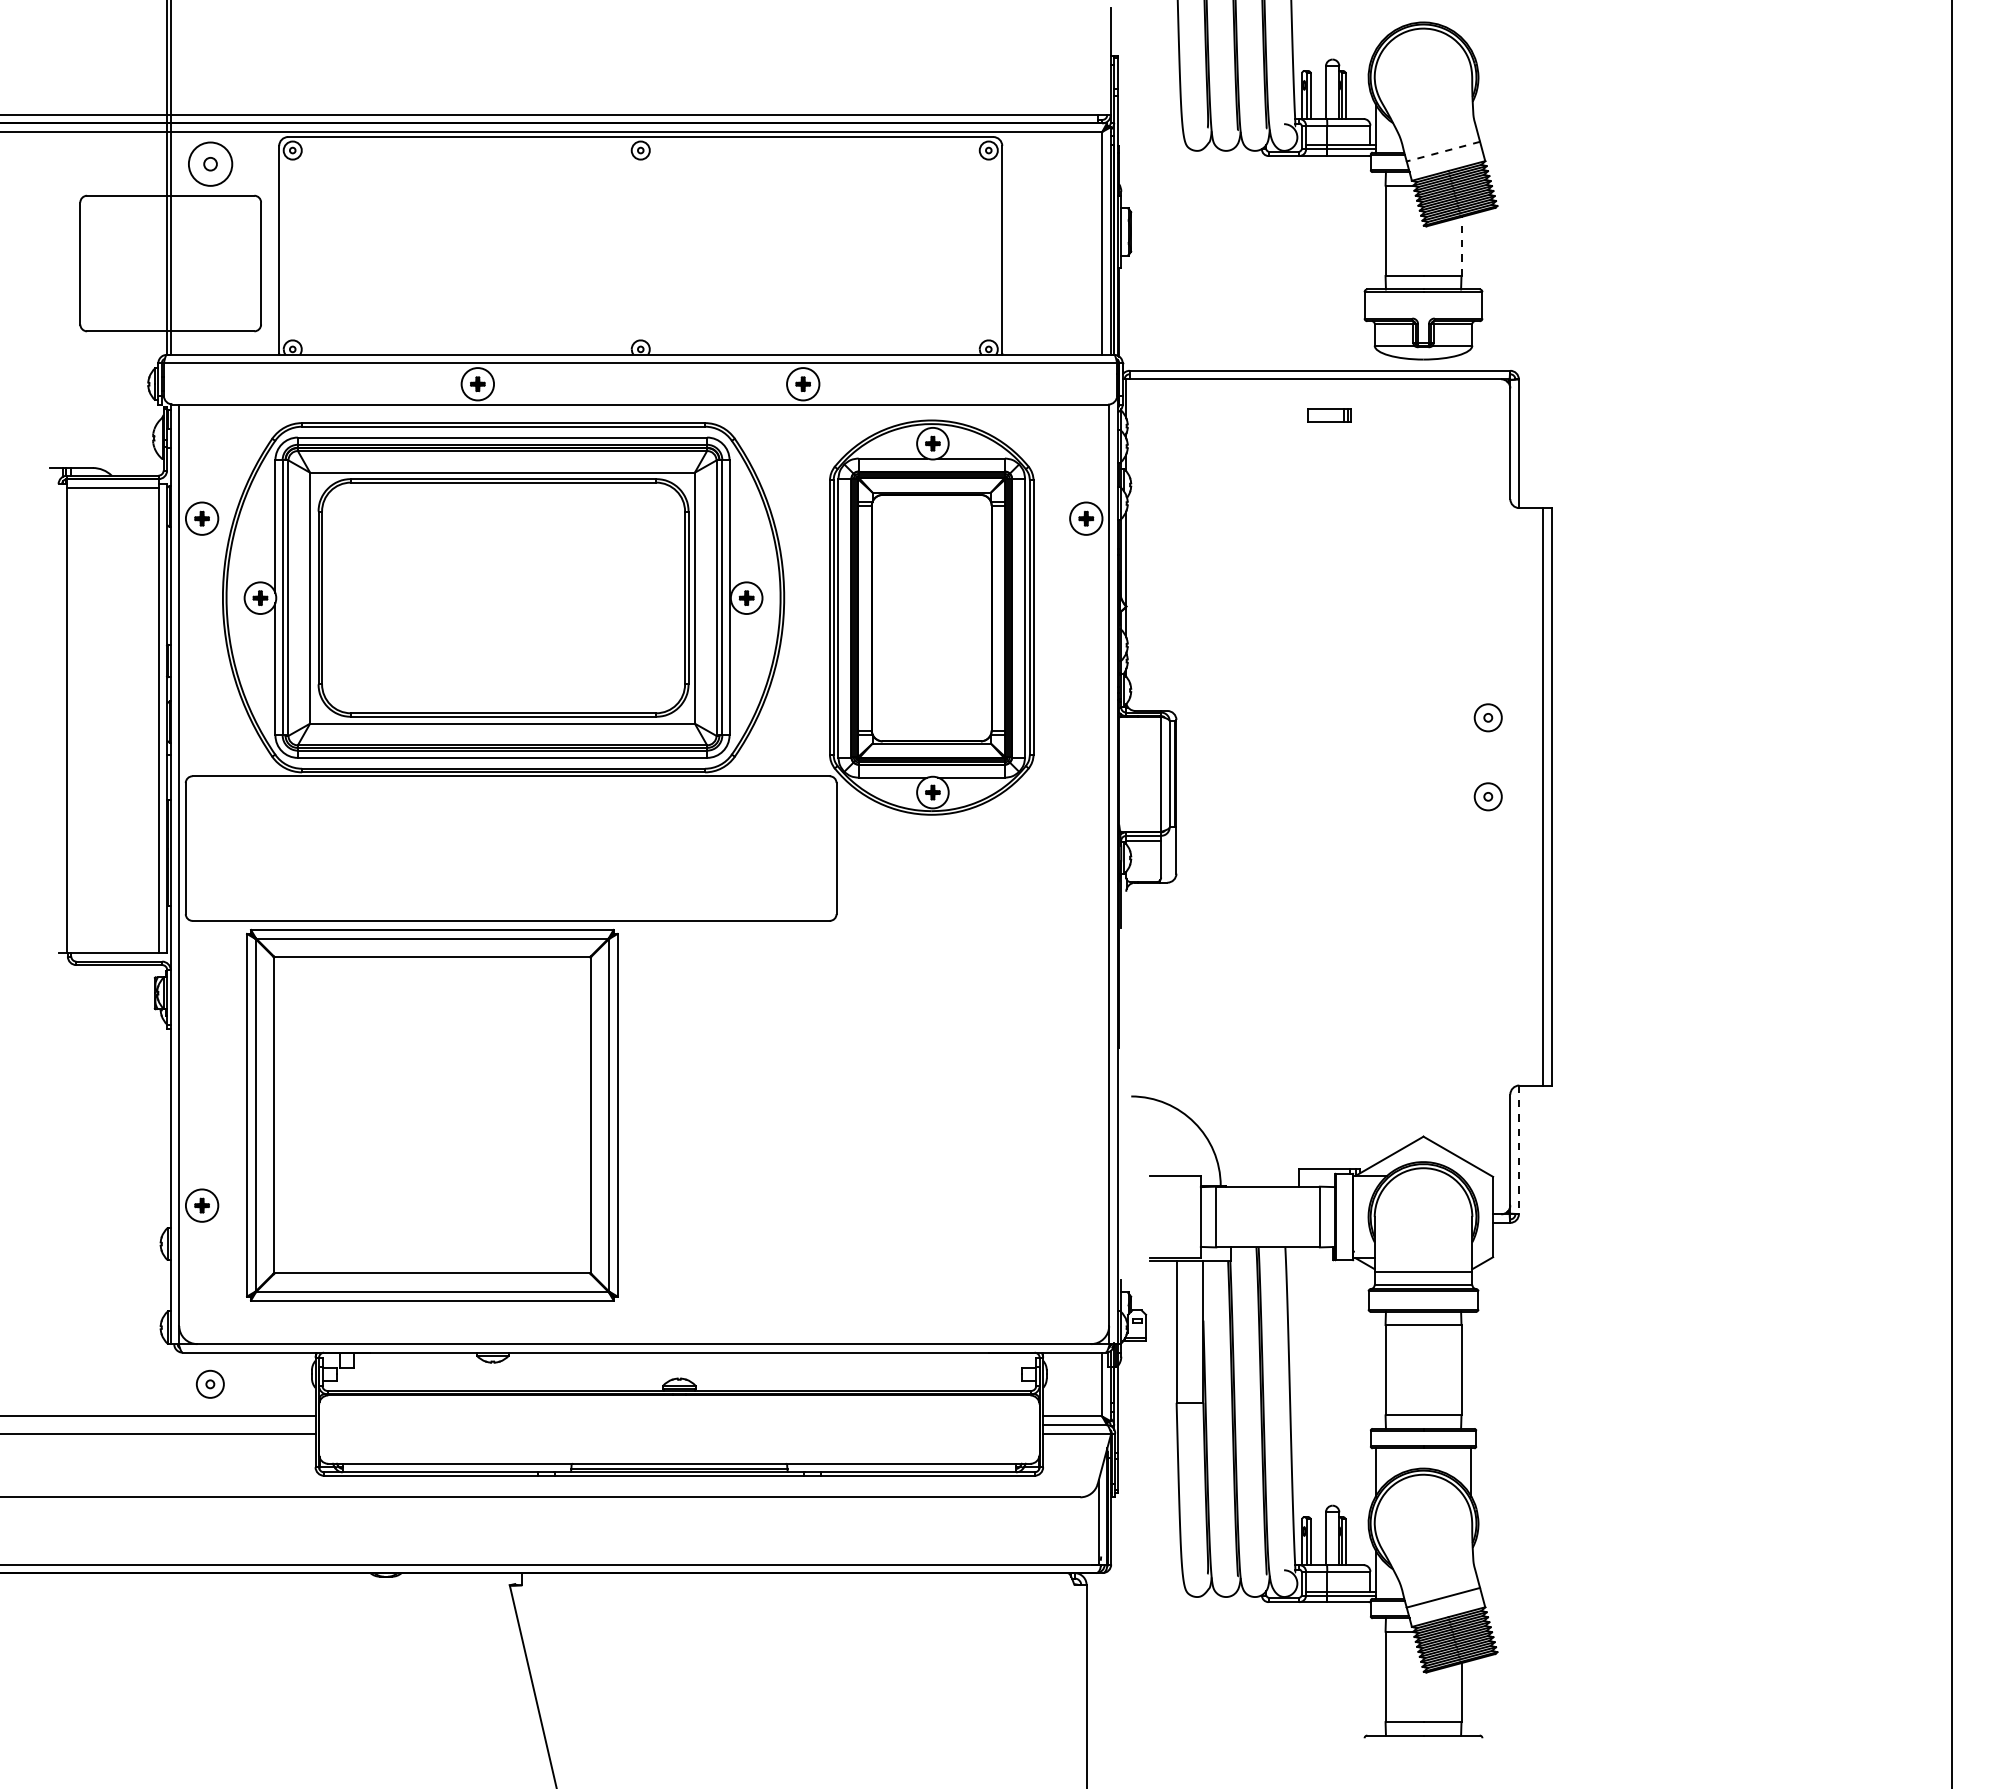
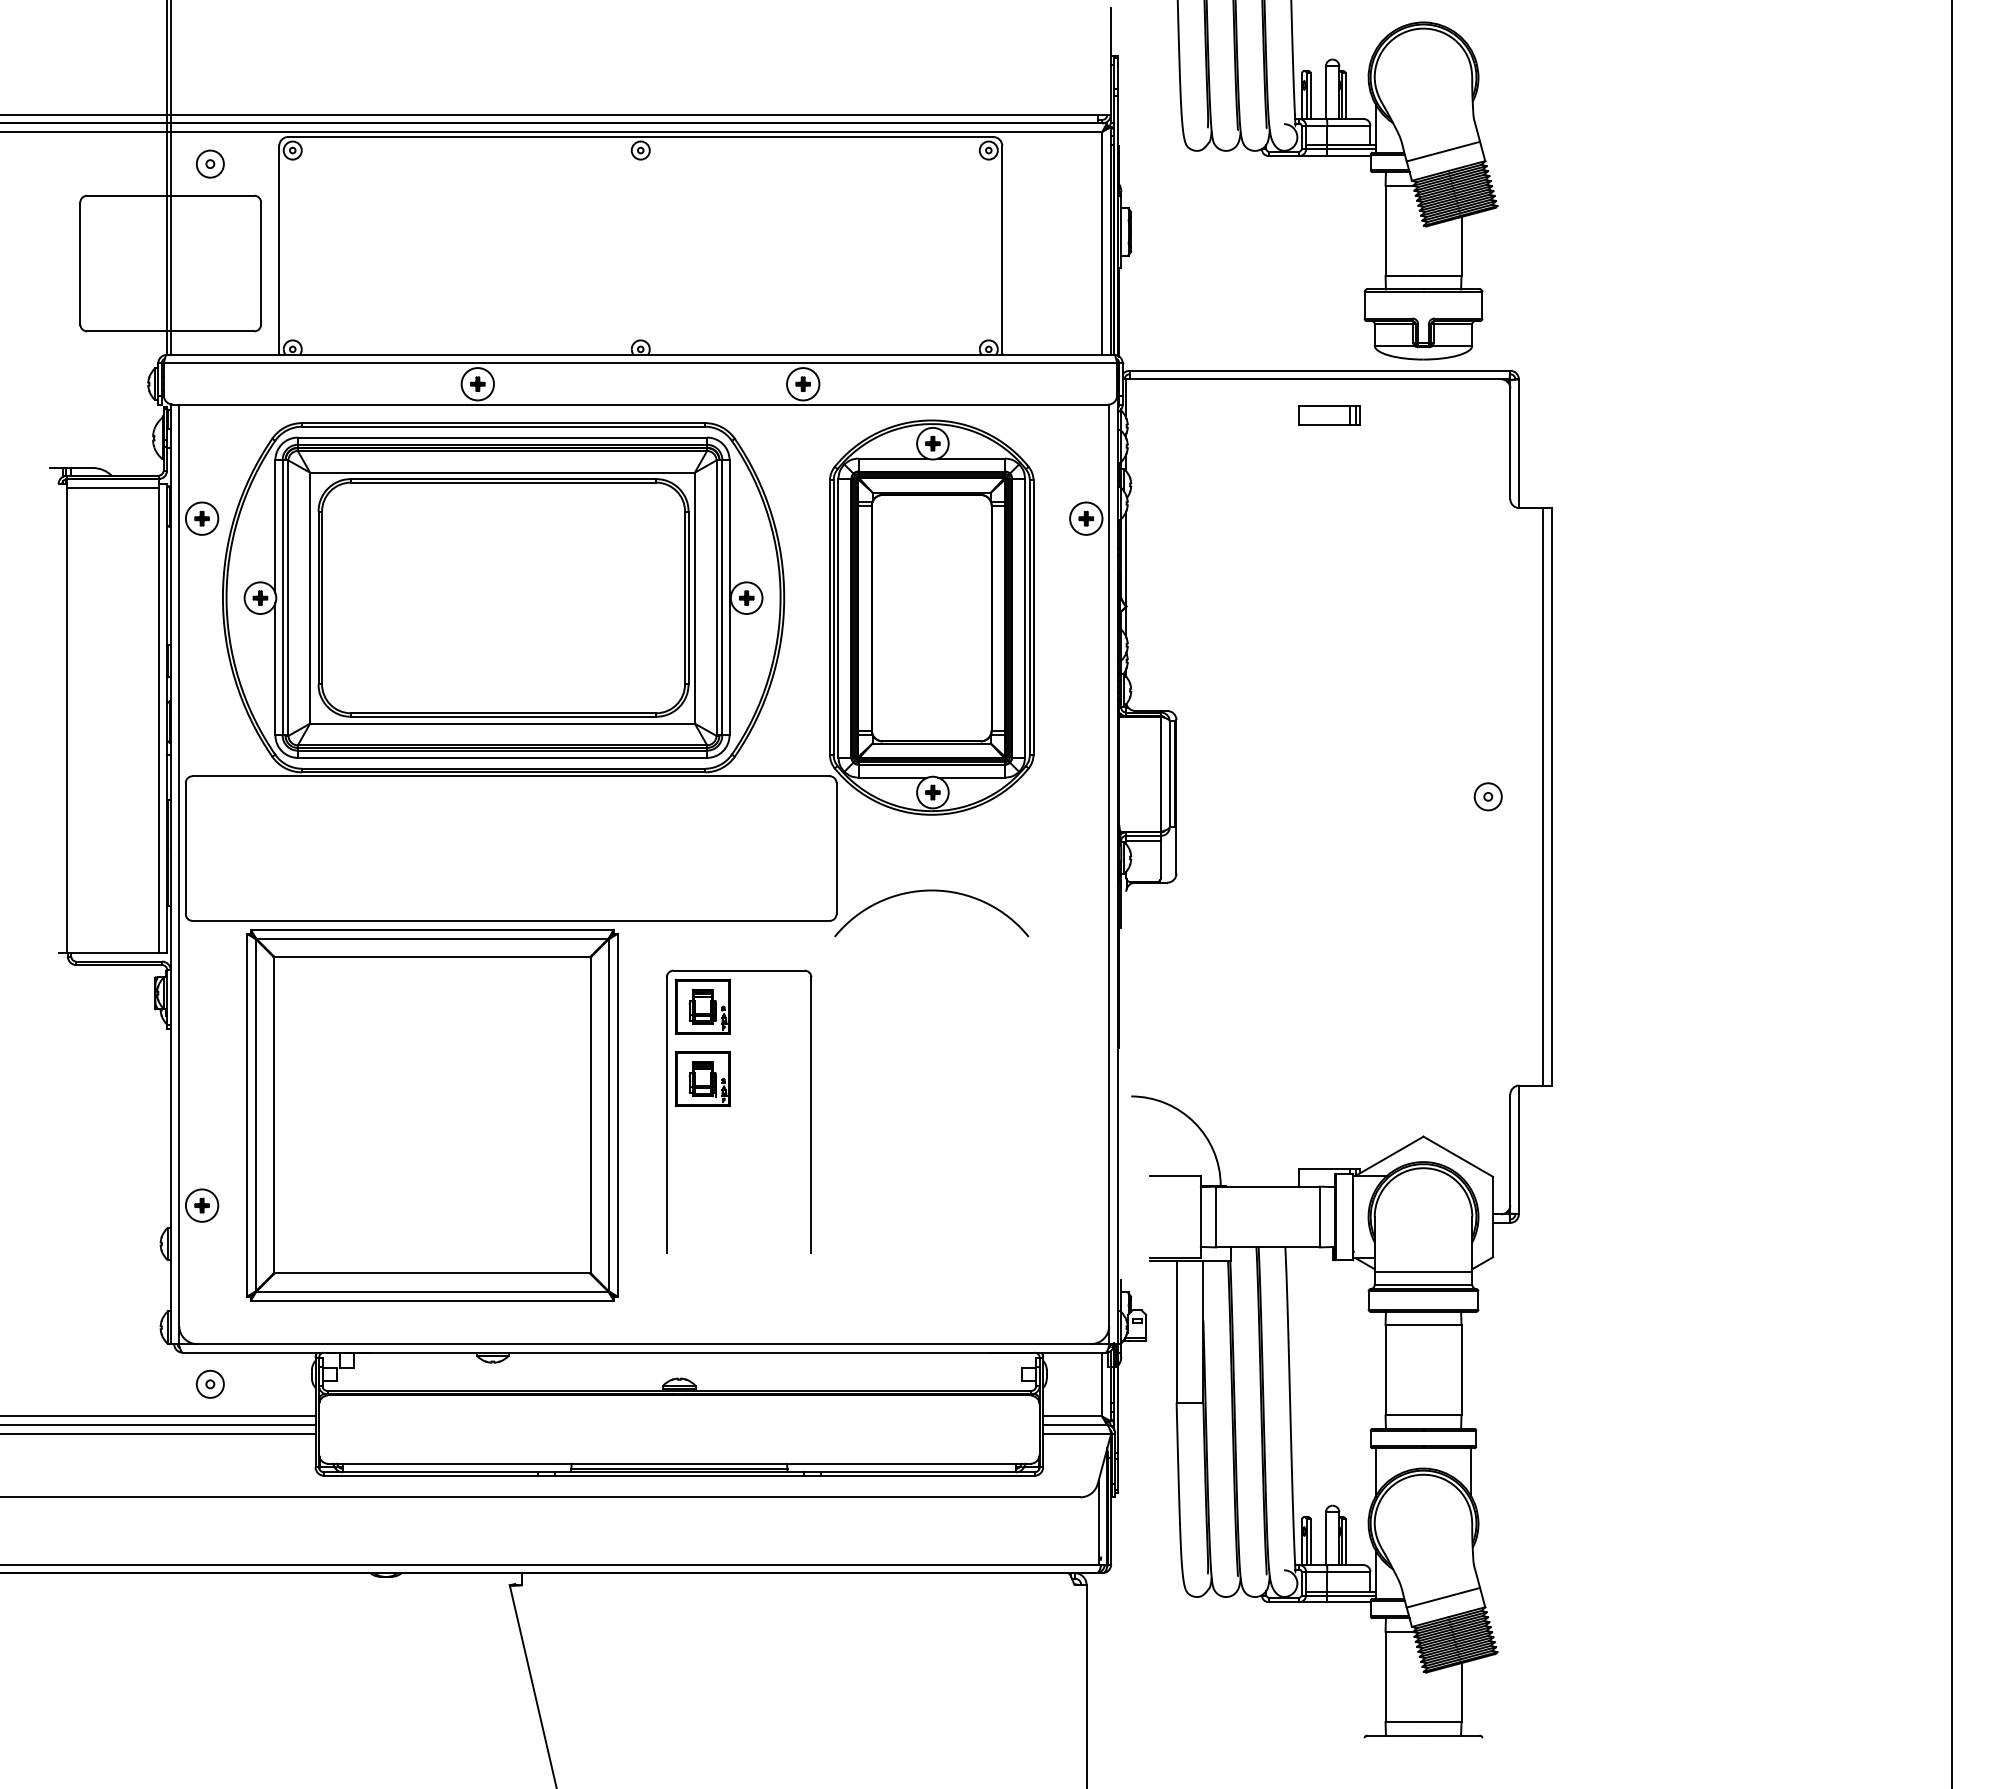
line: dashed -> solid (1443, 151)
part size: 46x46 px -> 30x30 px (209, 163)
line: dashed -> solid (1461, 246)
part size: 45x15 px -> 63x21 px (1329, 415)
part: present -> none (1487, 717)
arc: none -> present (931, 891)
part: none -> present (730, 1106)
line: dashed -> solid (1518, 1150)
line: none -> present (158, 1425)
